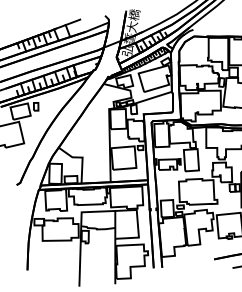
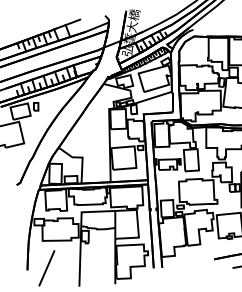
line: none -> present (46, 268)
